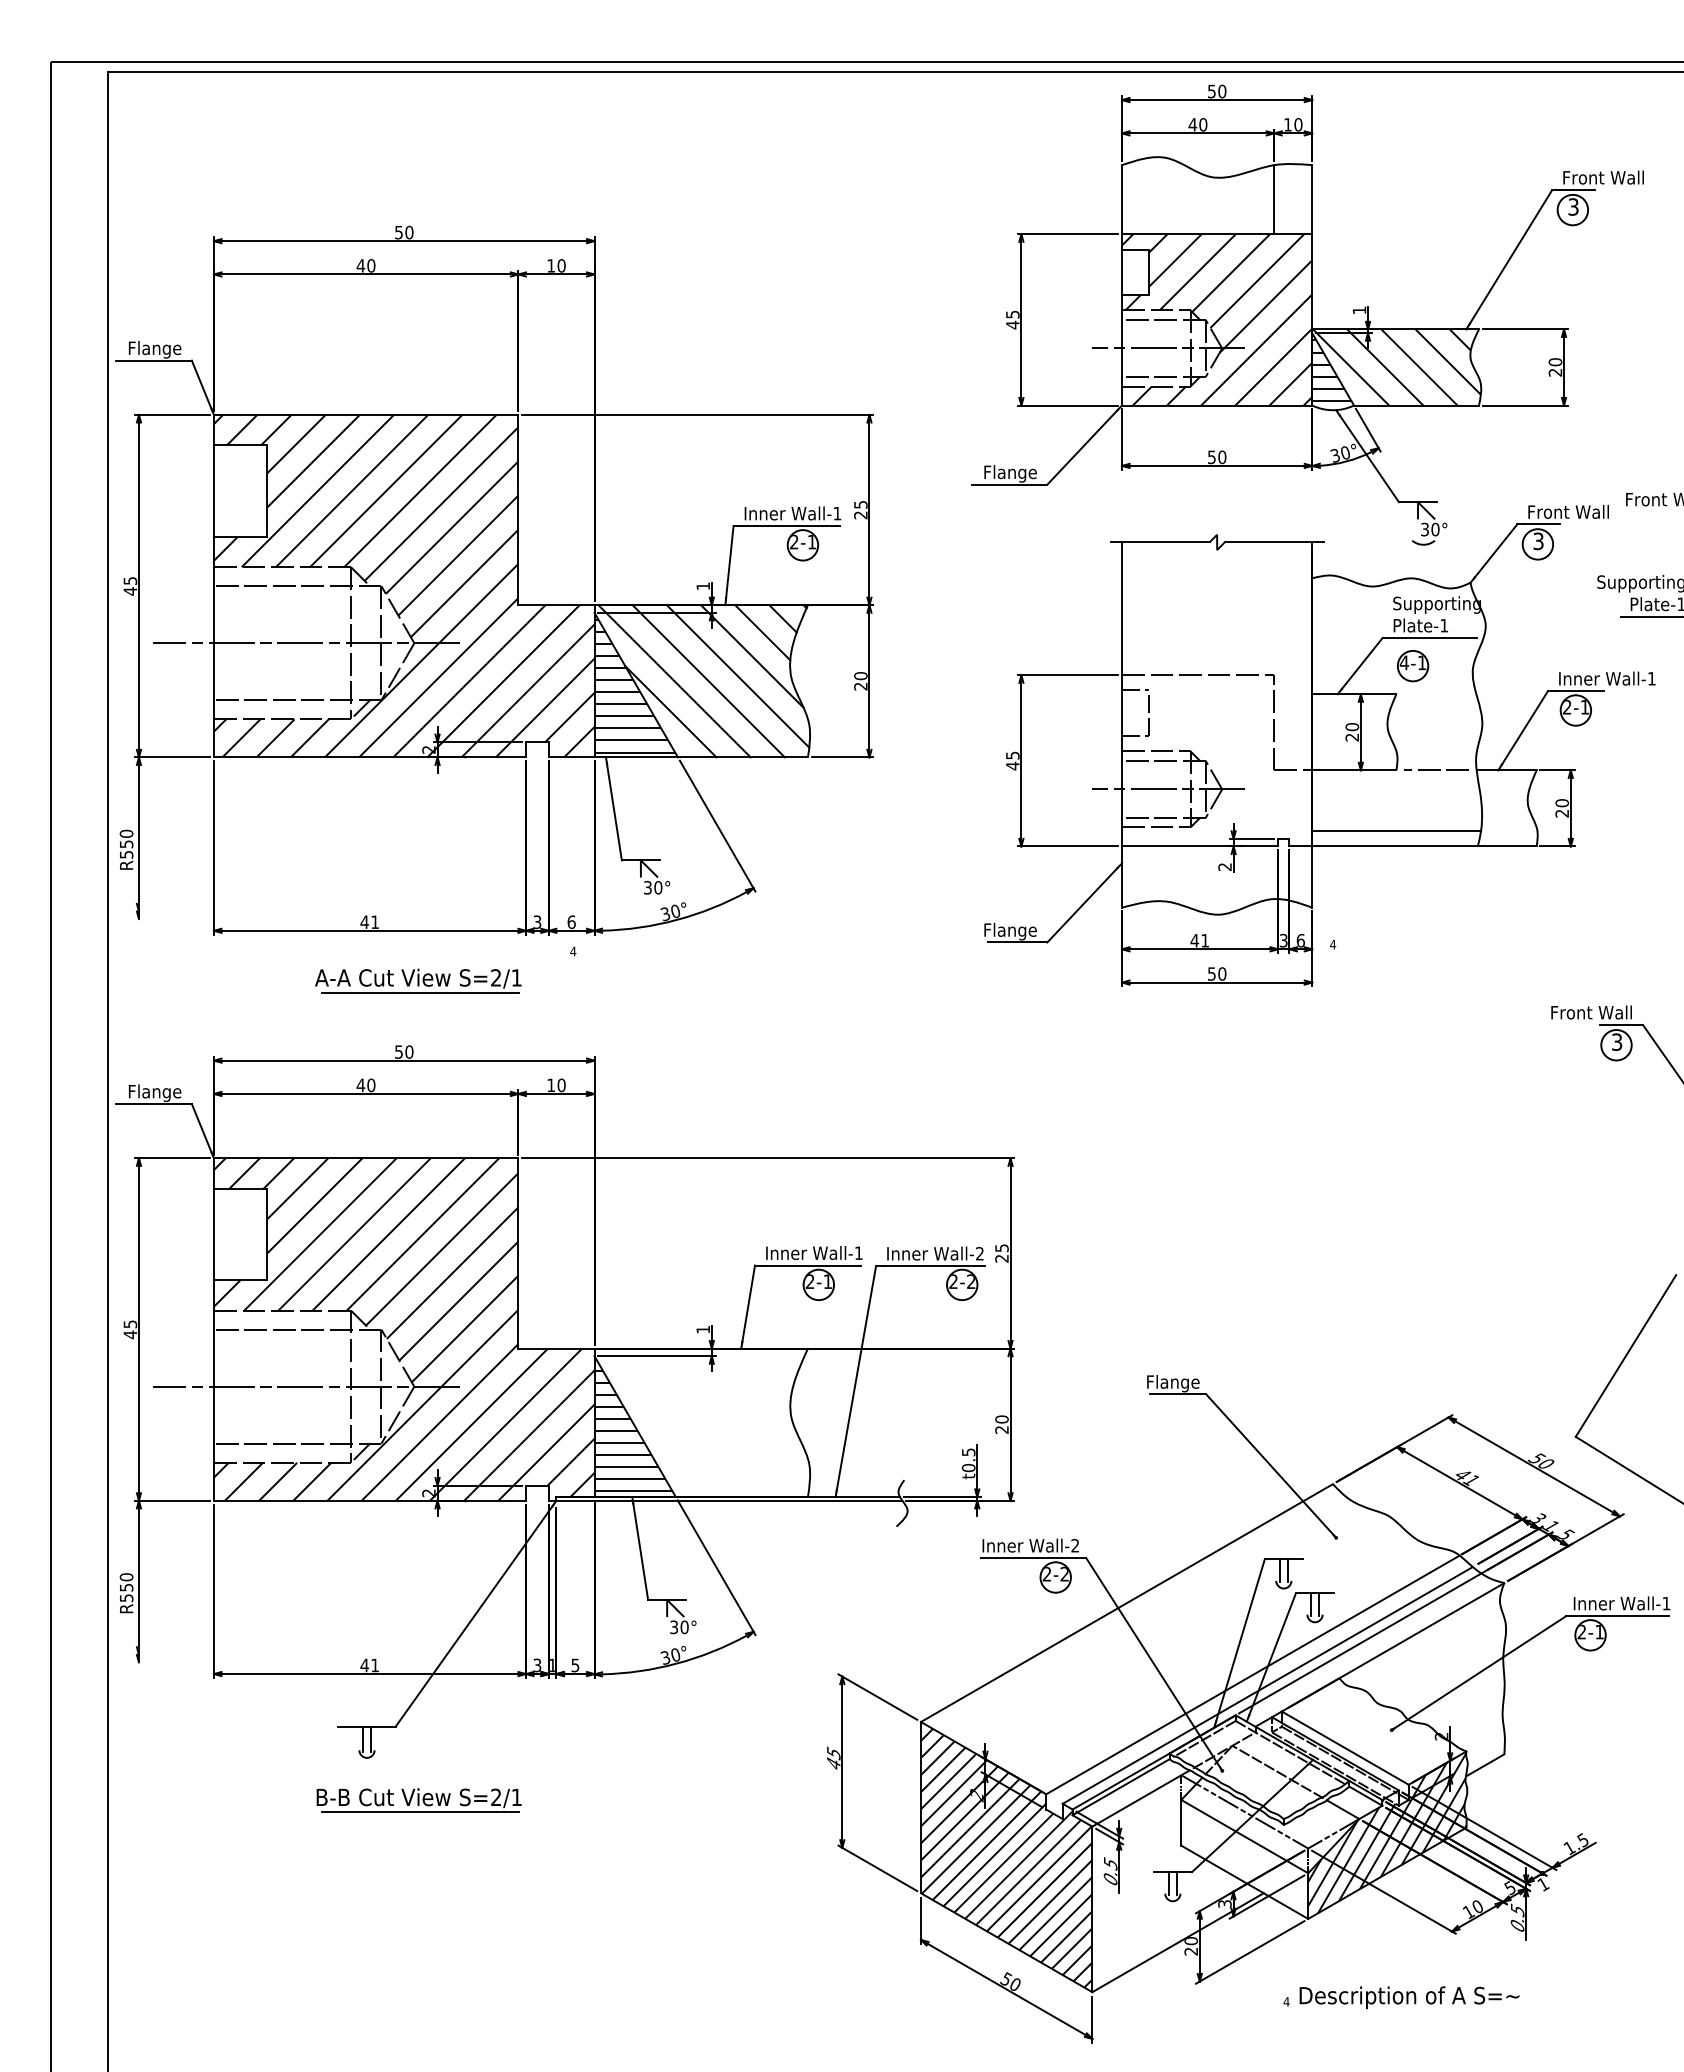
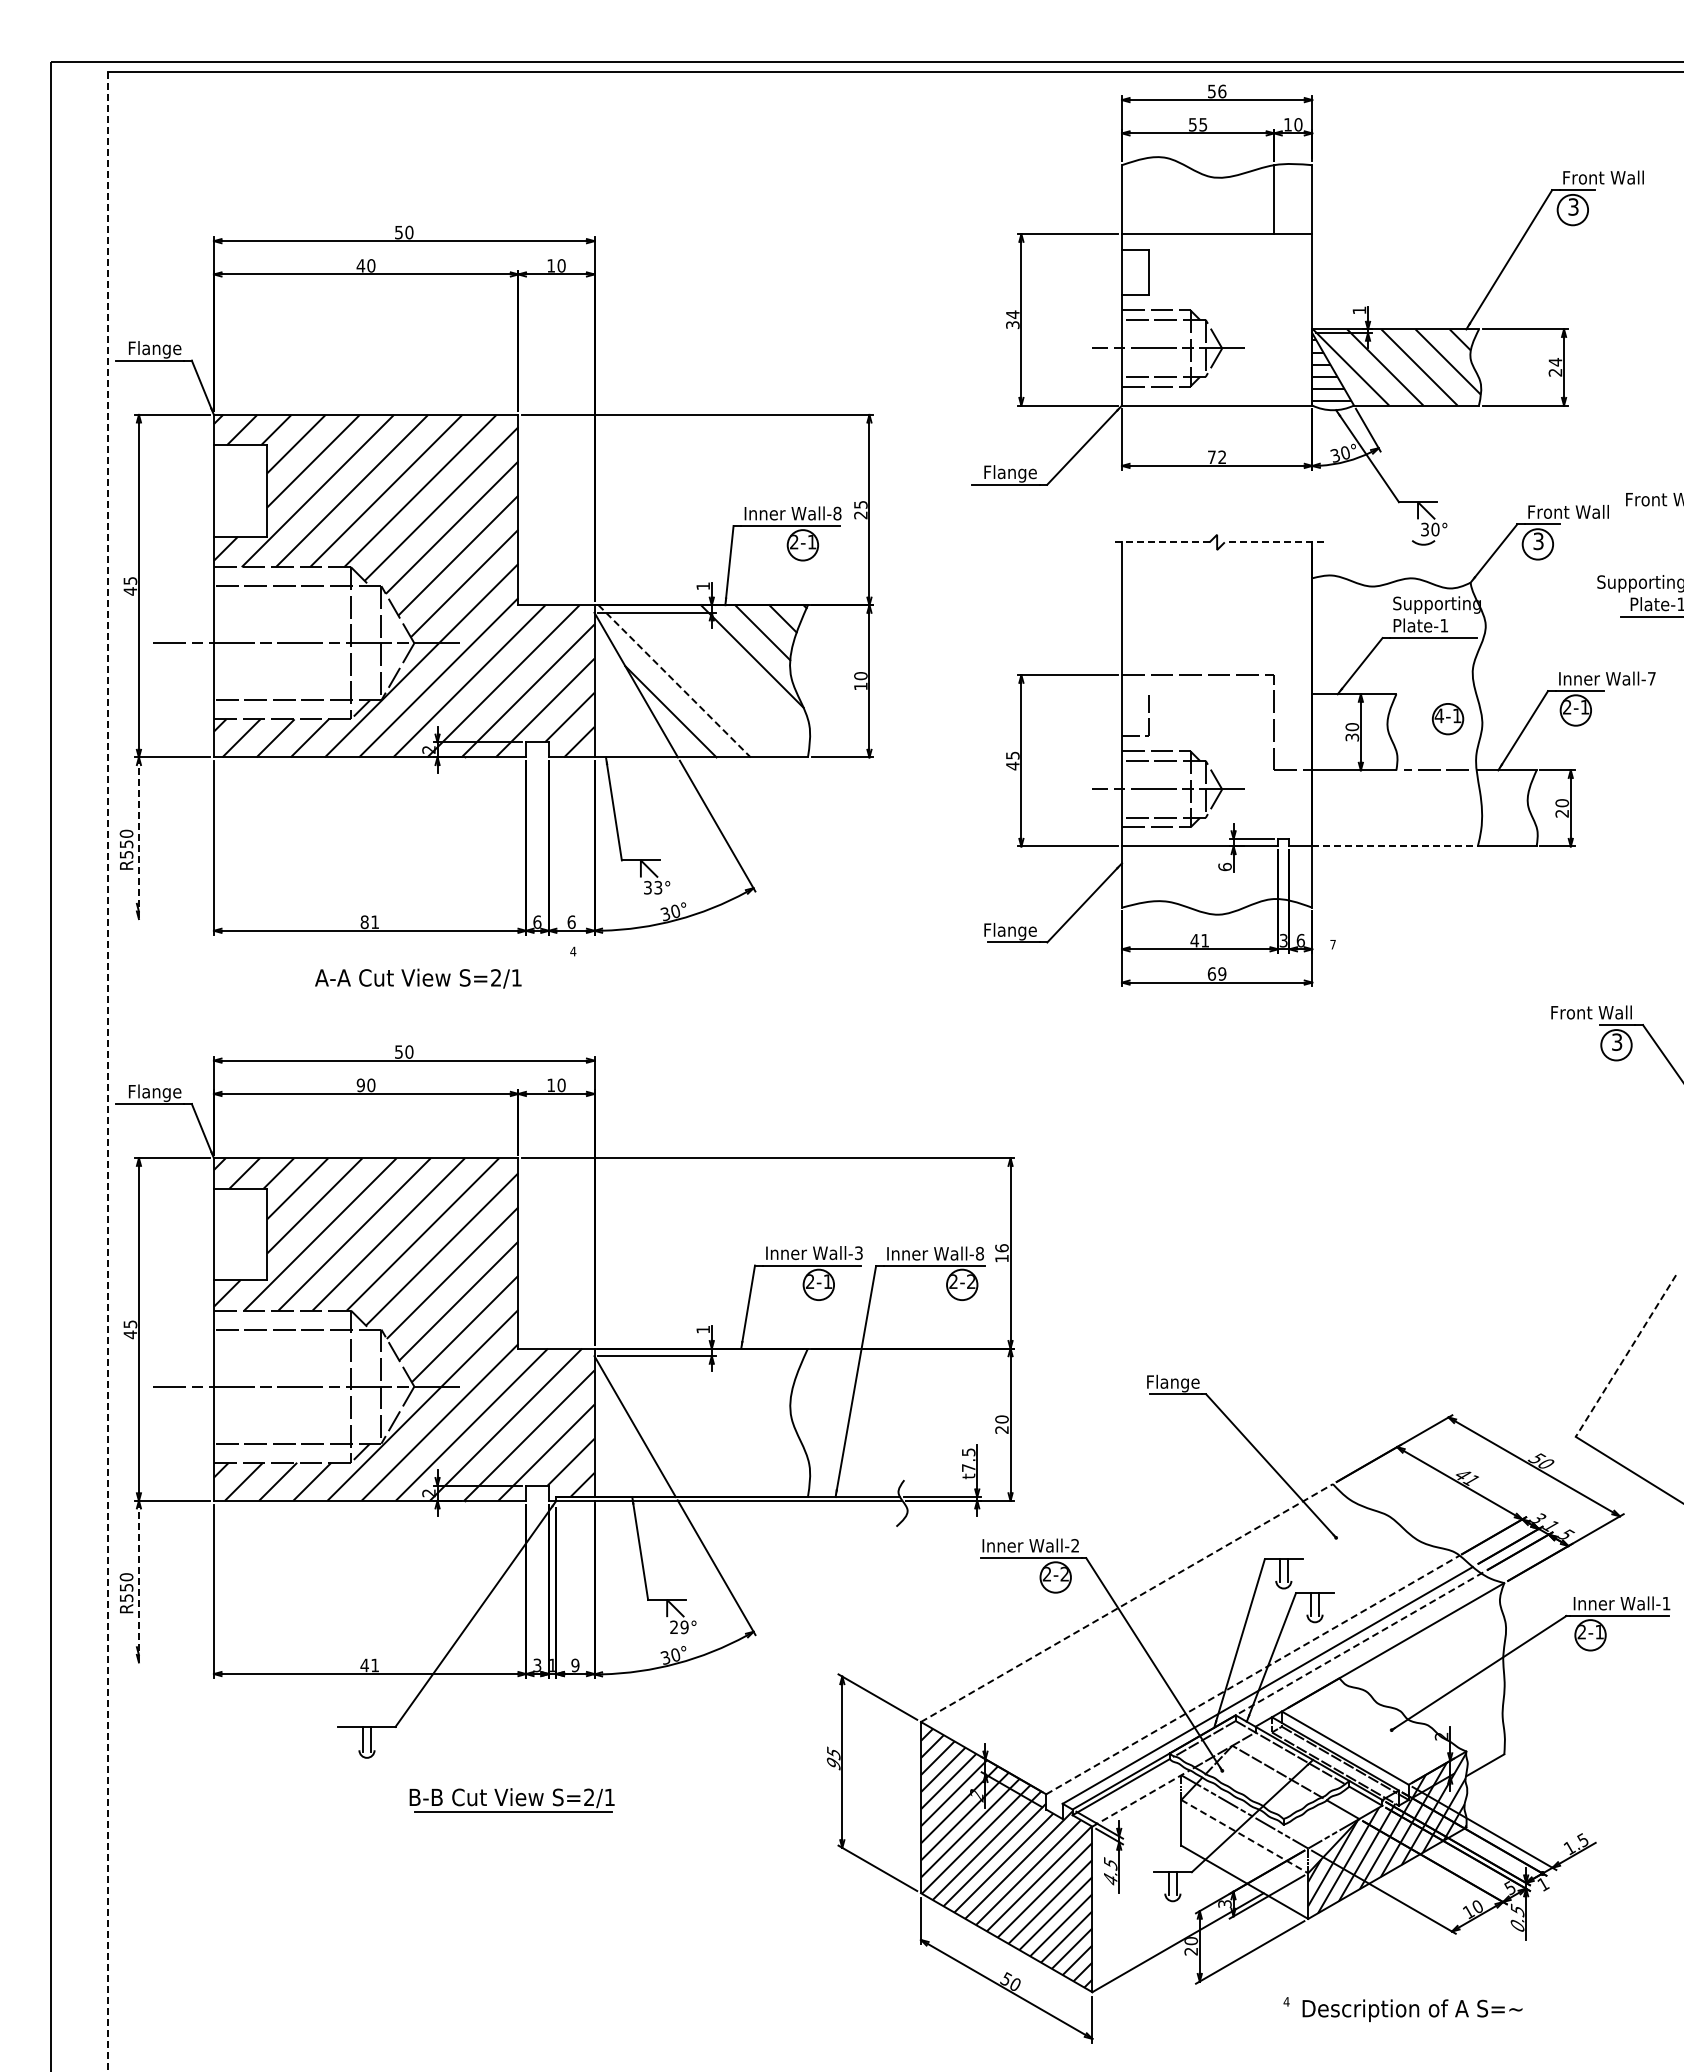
text: 50 -> 56 (1222, 90)
text: 40 -> 55 (1197, 124)
text: 45 -> 34 (1012, 319)
hatch: present -> none (1217, 319)
text: 20 -> 24 (1555, 362)
text: 50 -> 72 (1217, 457)
text: Wall-1 -> Wall-8 (837, 513)
line: solid -> dashed (1159, 542)
line: solid -> dashed (1273, 542)
part position: (1413, 666) -> (1448, 719) (1448, 719)
line: present -> none (737, 676)
text: Wall-1 -> Wall-7 (1651, 678)
line: solid -> dashed (674, 681)
line: present -> none (708, 681)
hatch: present -> none (634, 685)
text: 20 -> 10 (860, 686)
line: present -> none (1135, 690)
text: 20 -> 30 (1352, 737)
line: present -> none (1396, 830)
line: solid -> dashed (138, 838)
line: solid -> dashed (1395, 846)
text: 2 -> 6 (1224, 866)
text: 30° -> 33° (658, 887)
text: 41 -> 81 (364, 922)
text: 3 -> 6 (537, 922)
text: 4 -> 7 (1333, 944)
text: 50 -> 69 (1216, 973)
line: present -> none (420, 992)
line: solid -> dashed (107, 1071)
text: 40 -> 90 (360, 1085)
text: Wall-1 -> Wall-3 (858, 1253)
text: Wall-2 -> Wall-8 (979, 1253)
text: 25 -> 16 (1001, 1253)
line: solid -> dashed (1625, 1356)
hatch: present -> none (633, 1424)
text: t0.5 -> t7.5 (968, 1468)
line: solid -> dashed (138, 1581)
line: solid -> dashed (1126, 1603)
text: 30° -> 29° (679, 1627)
line: solid -> dashed (1363, 1641)
text: 5 -> 9 (575, 1664)
line: solid -> dashed (1252, 1674)
text: 45 -> 95 (833, 1763)
line: solid -> dashed (1141, 1798)
part position: (418, 1800) -> (511, 1800) (511, 1800)
line: solid -> dashed (1245, 1836)
text: 0.5 -> 4.5 (1110, 1879)
text position: (1409, 1997) -> (1412, 2010) (1412, 2010)
